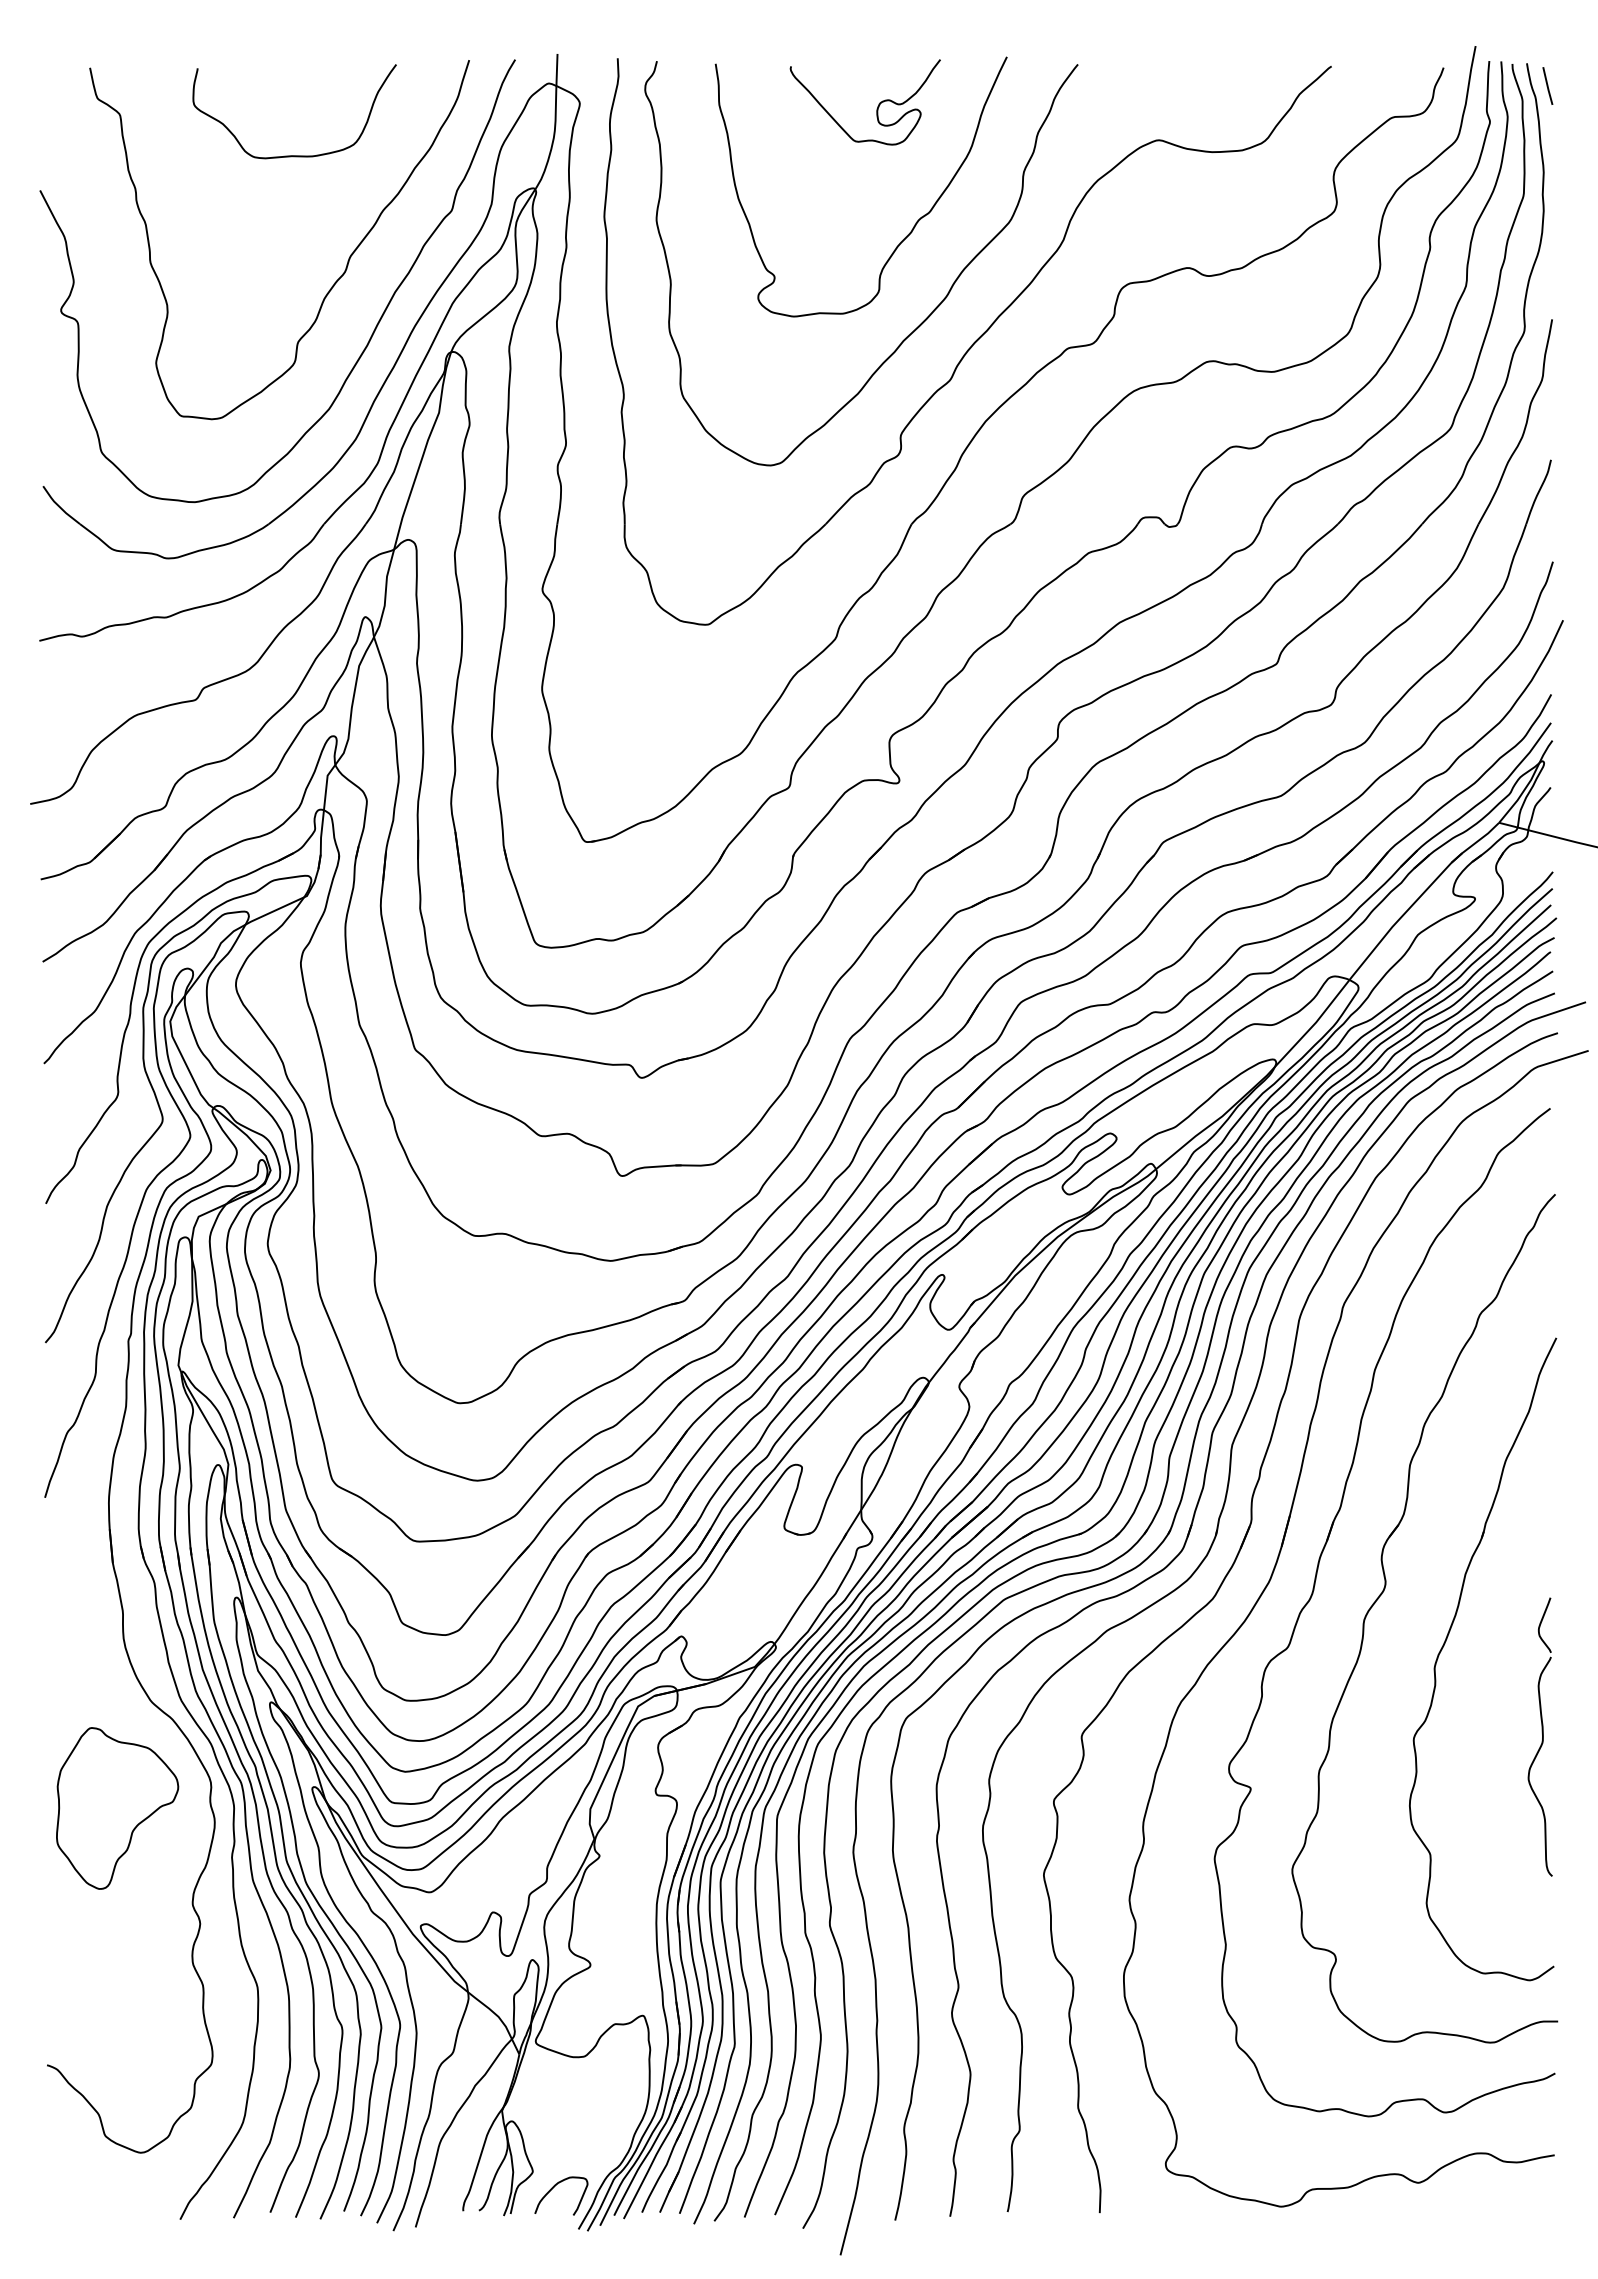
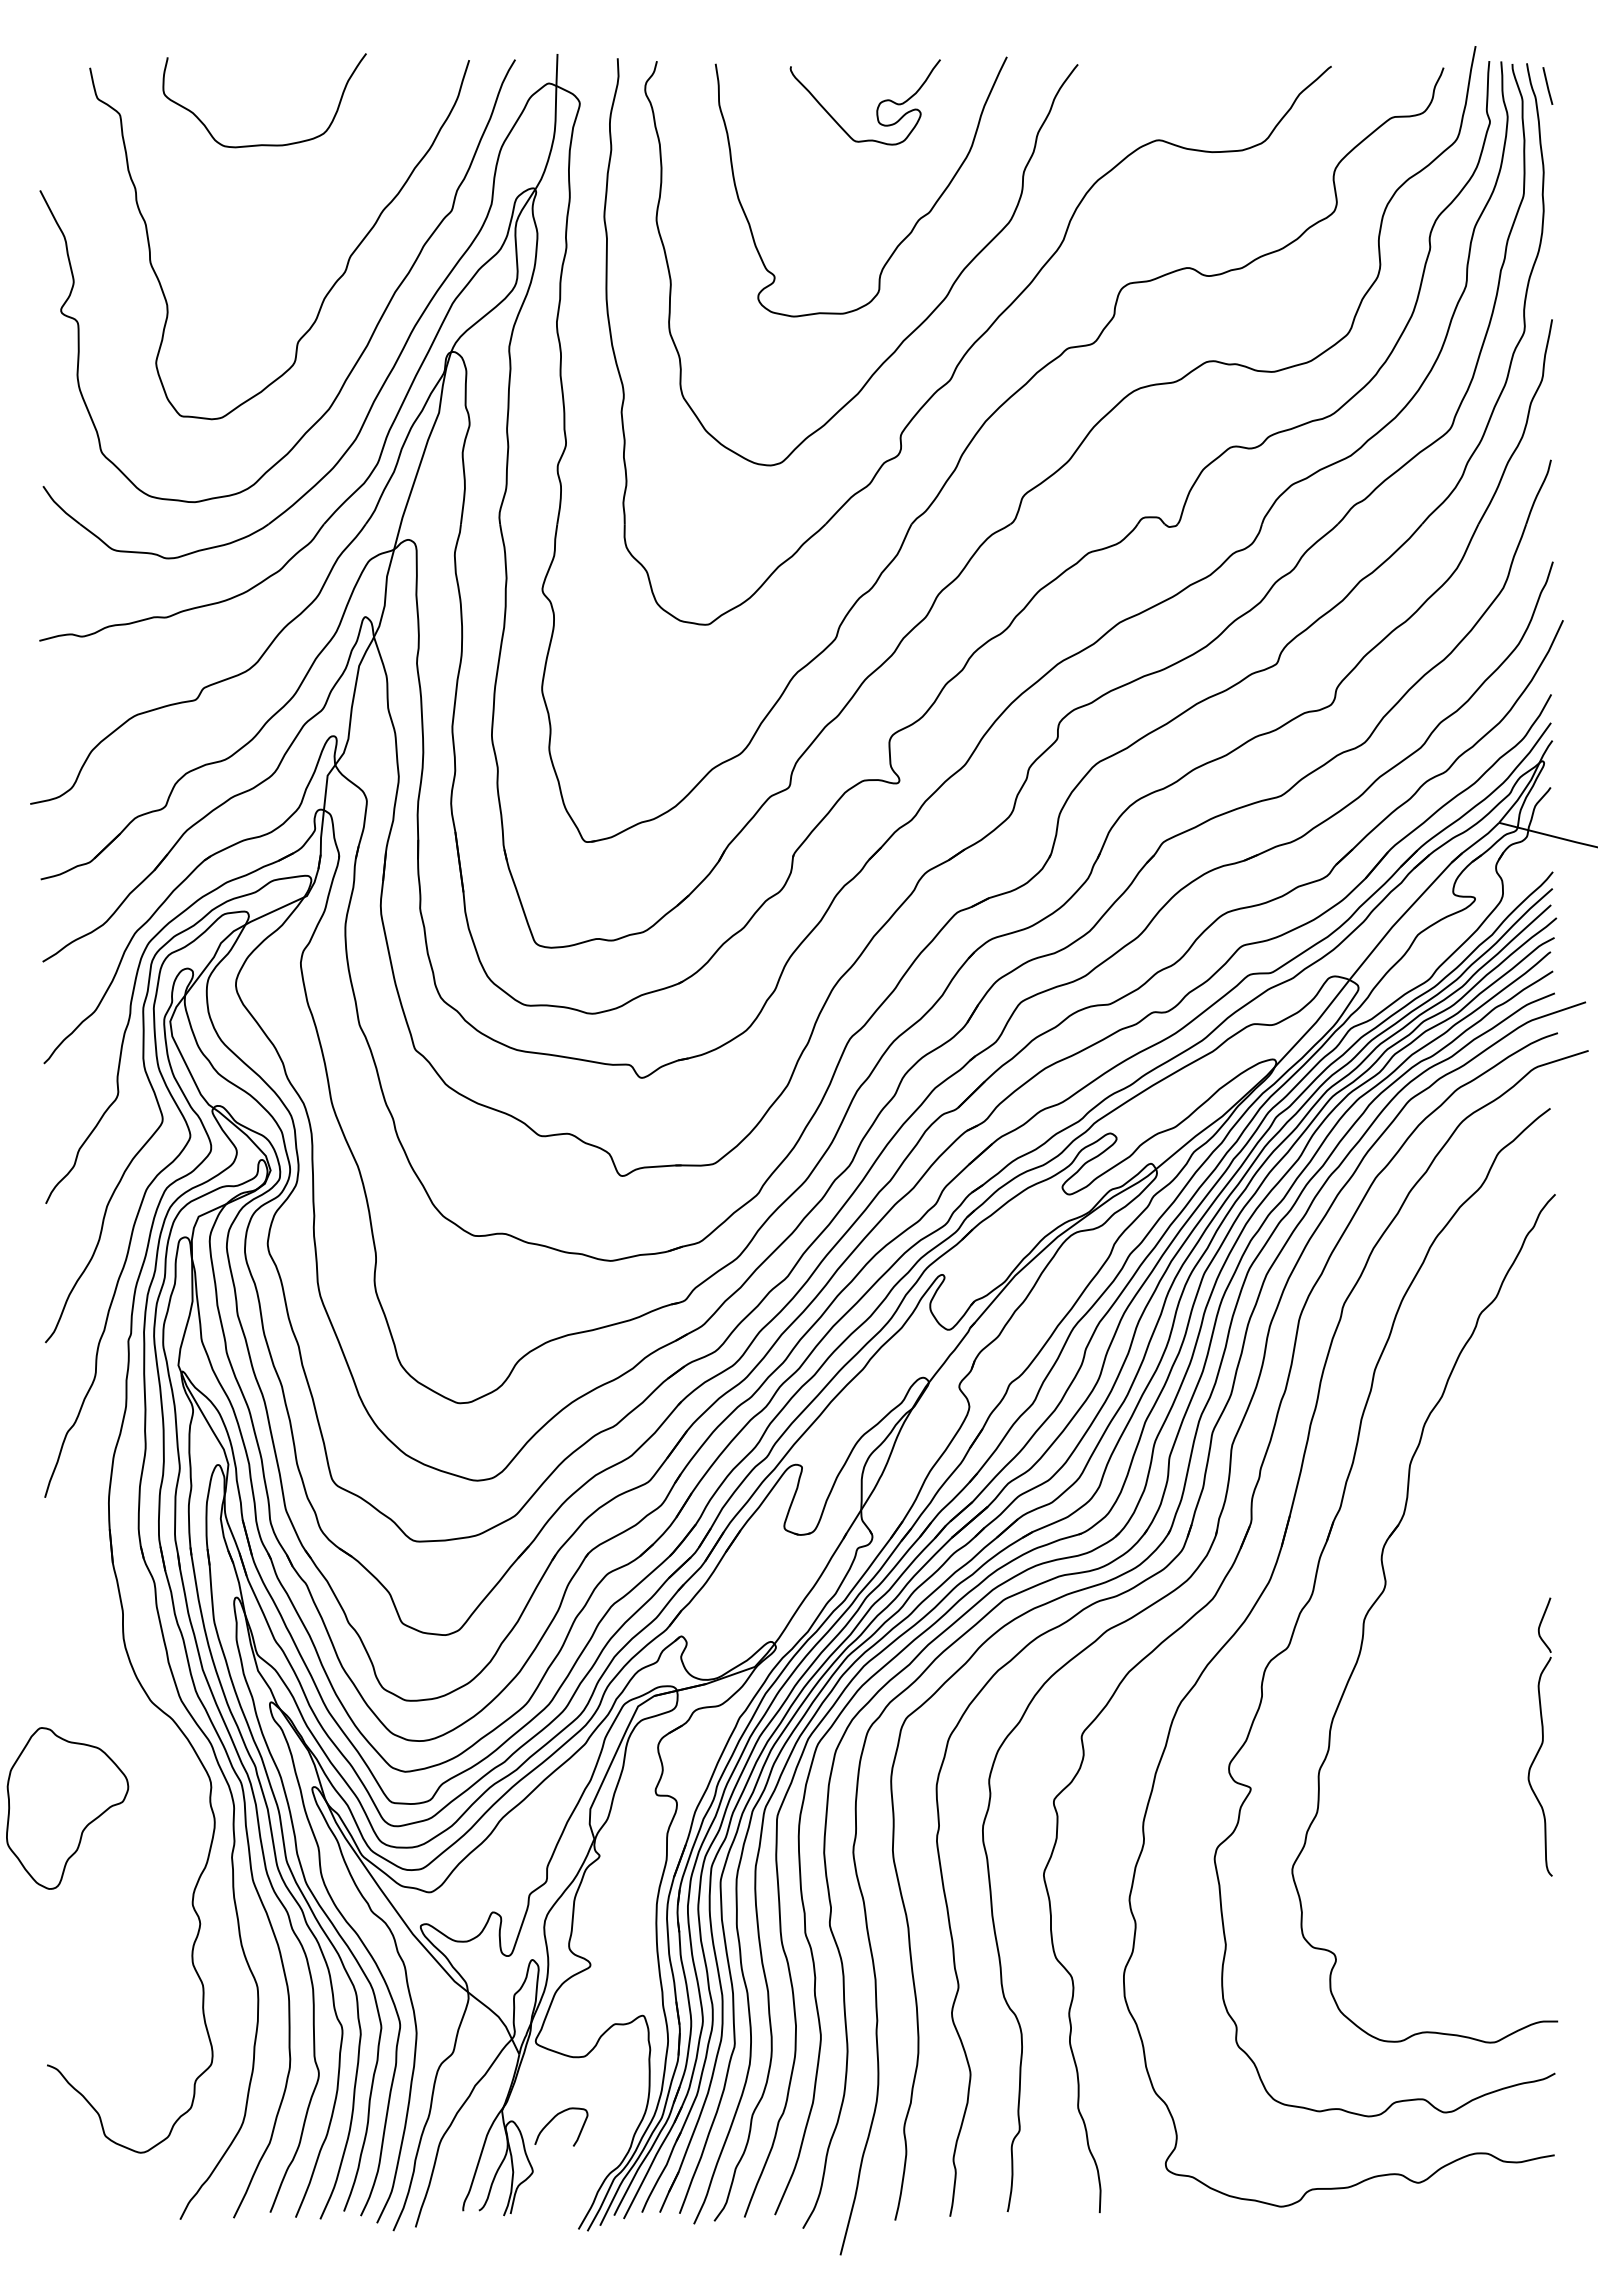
curve position: (294, 155) -> (264, 144) (264, 144)
part: present -> none (1444, 1646)
part position: (117, 1808) -> (67, 1808) (67, 1808)
curve position: (554, 2187) -> (554, 2118) (554, 2118)
